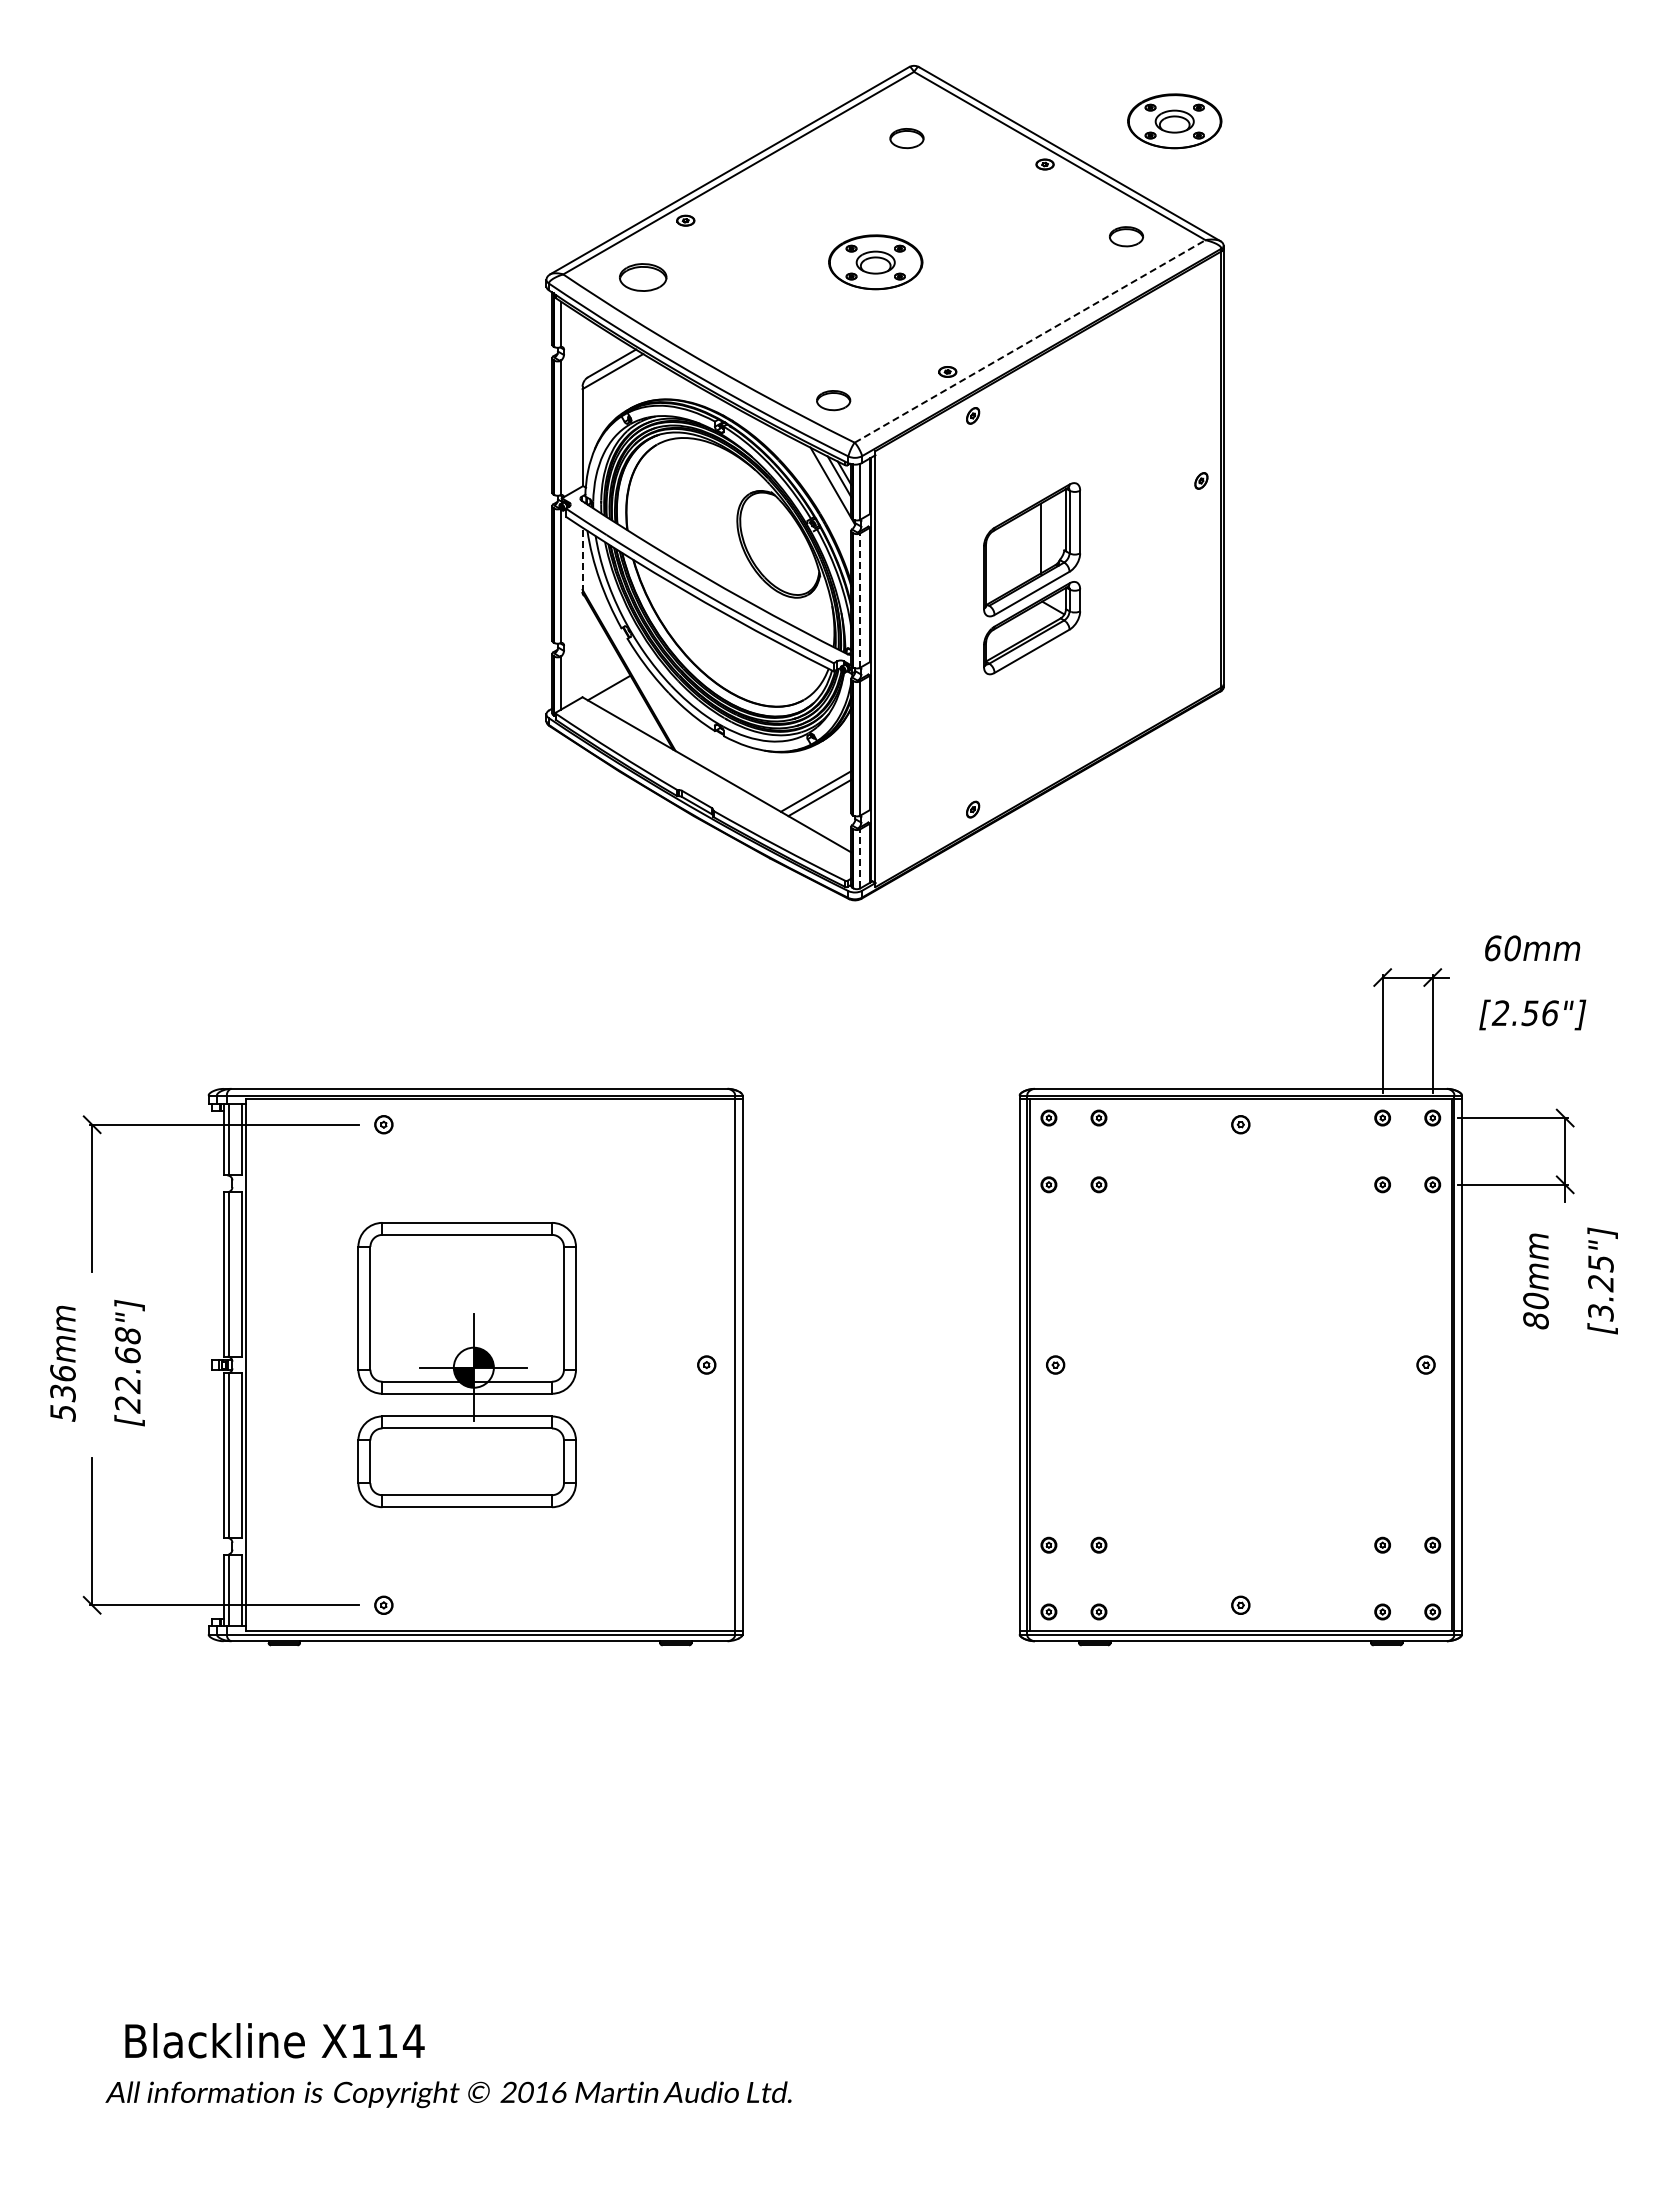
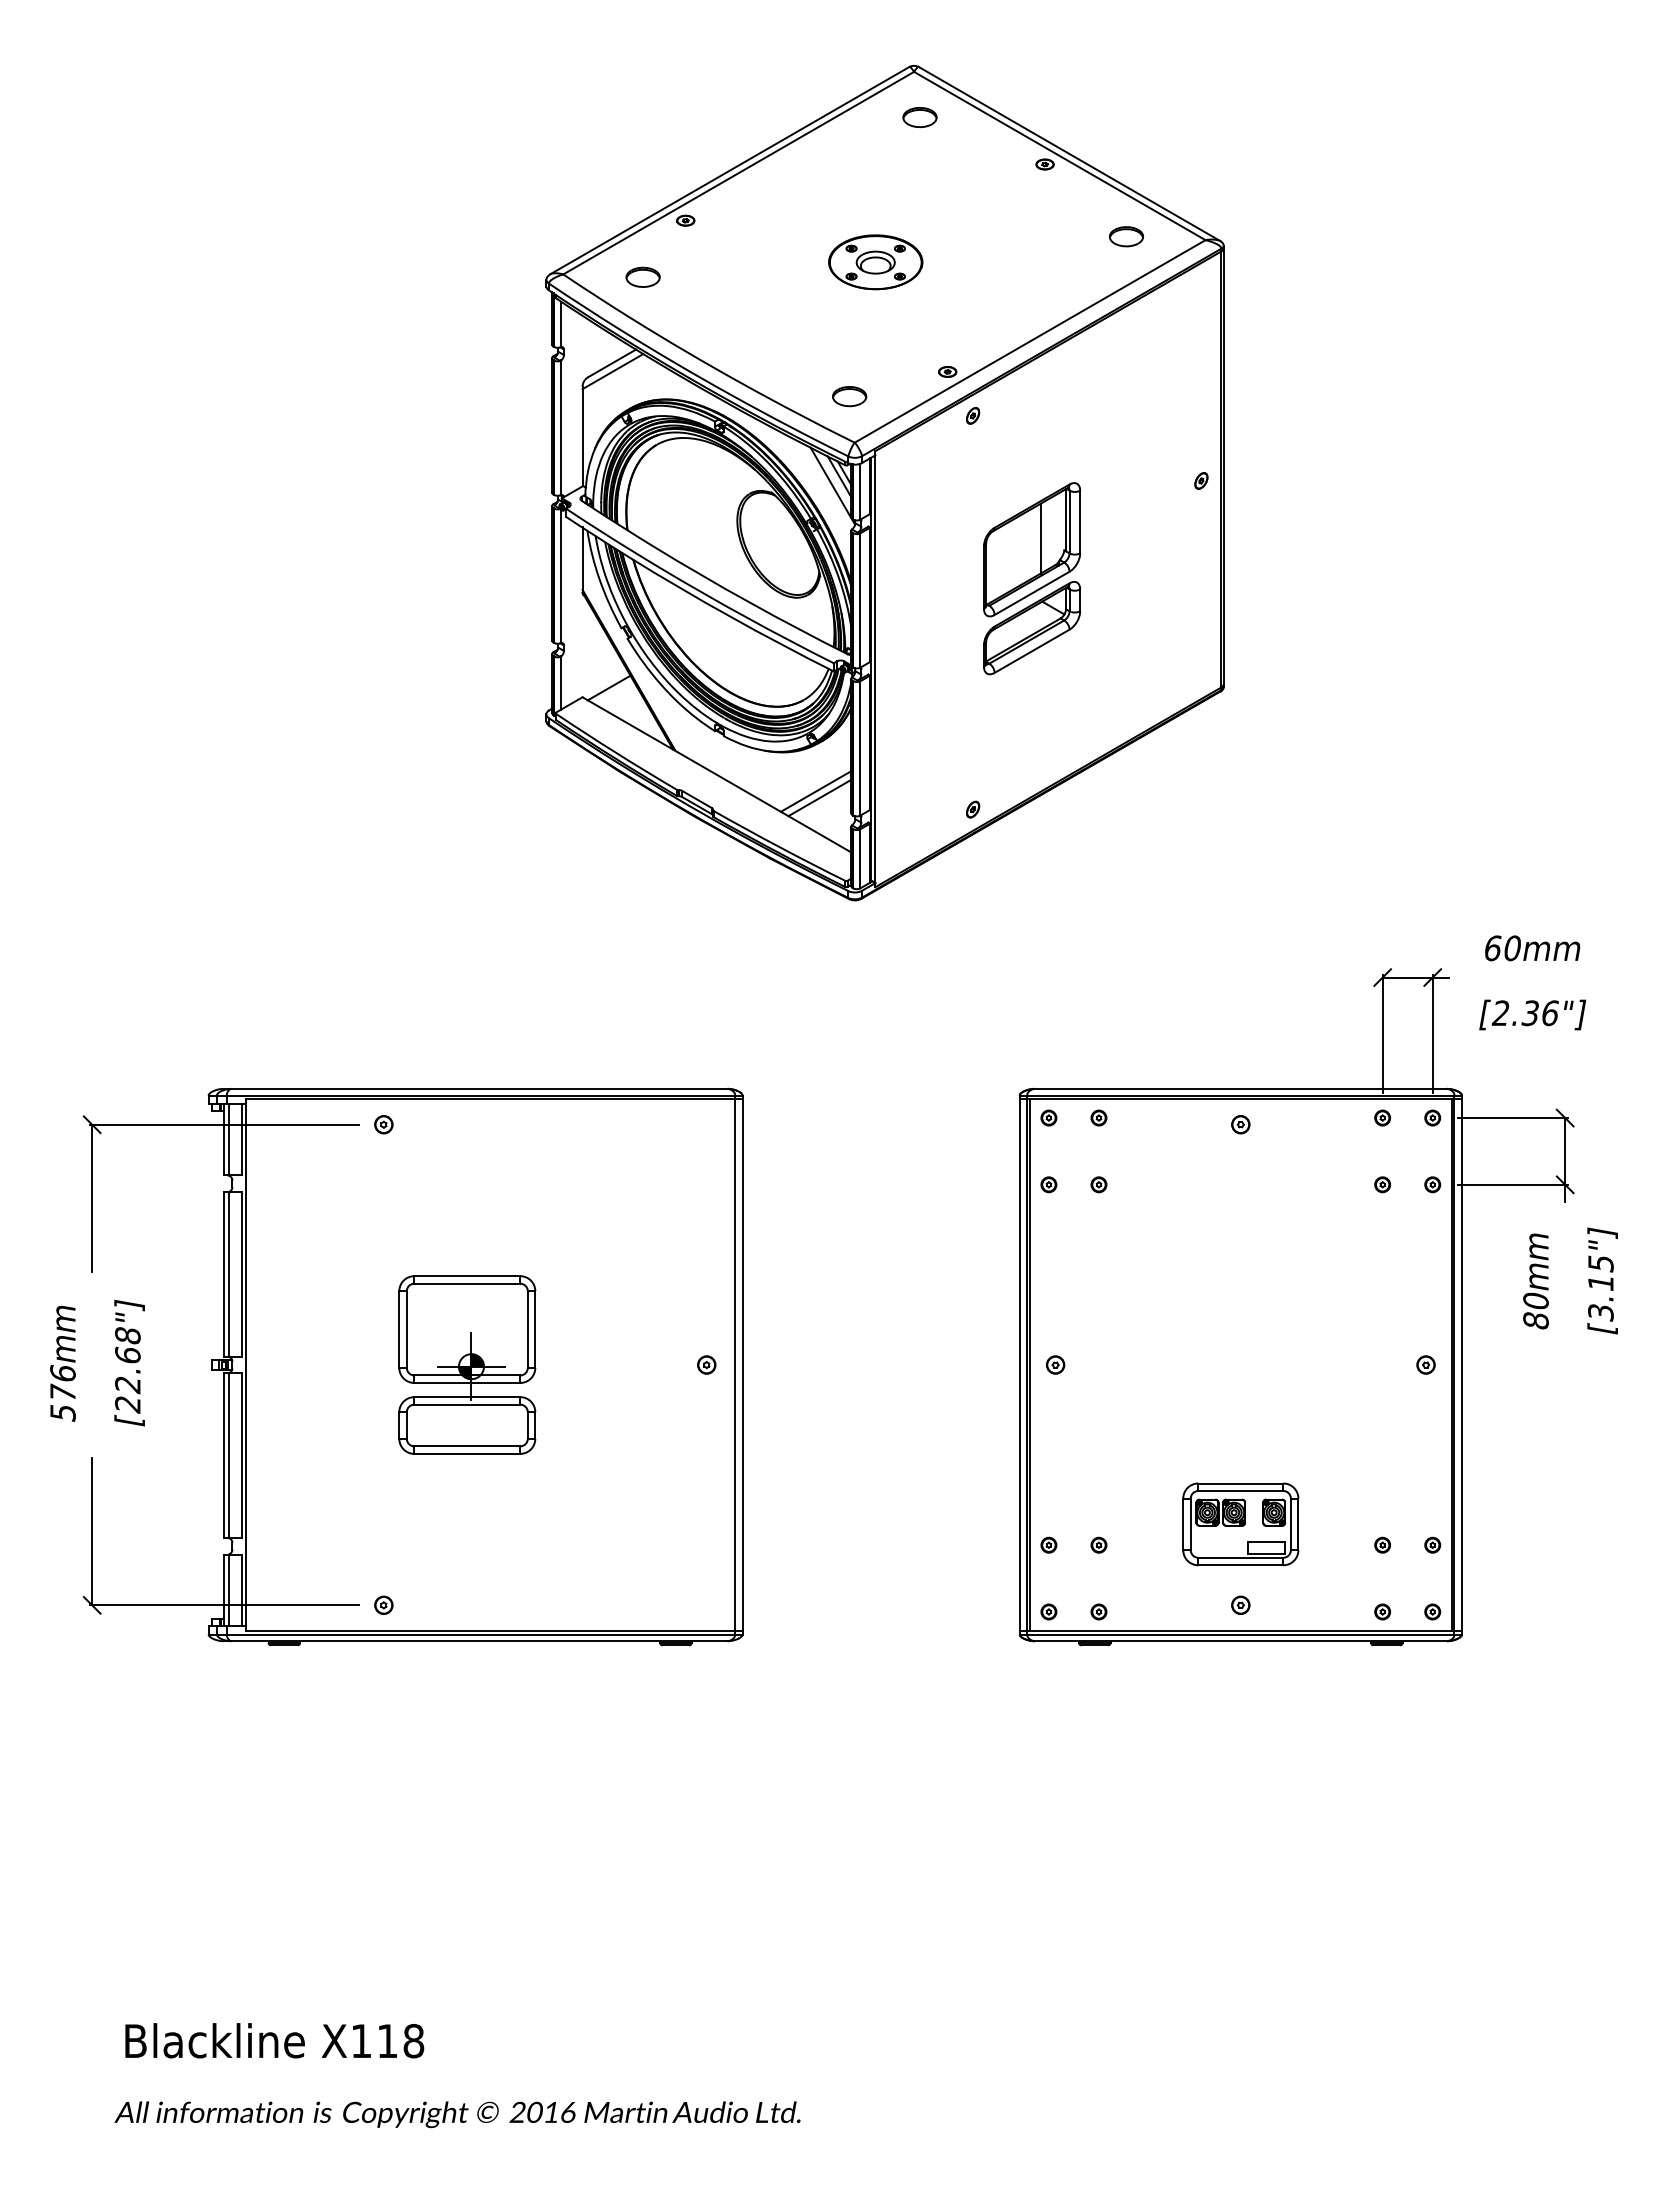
part: present -> none (1174, 121)
part position: (906, 138) -> (919, 117) (919, 117)
part size: 49x29 px -> 36x22 px (642, 276)
line: dashed -> solid (1030, 341)
part position: (833, 400) -> (849, 396) (849, 396)
line: dashed -> solid (582, 559)
line: dashed -> solid (860, 599)
line: dashed -> solid (860, 858)
text: [2.56"] -> [2.36"] (1529, 1012)
text: [3.25"] -> [3.15"] (1600, 1283)
part size: 220x287 px -> 139x180 px (467, 1364)
text: 536mm -> 576mm (62, 1392)
part: none -> present (1240, 1524)
text: X114 -> X118 (413, 2041)
text position: (448, 2094) -> (457, 2114) (457, 2114)
